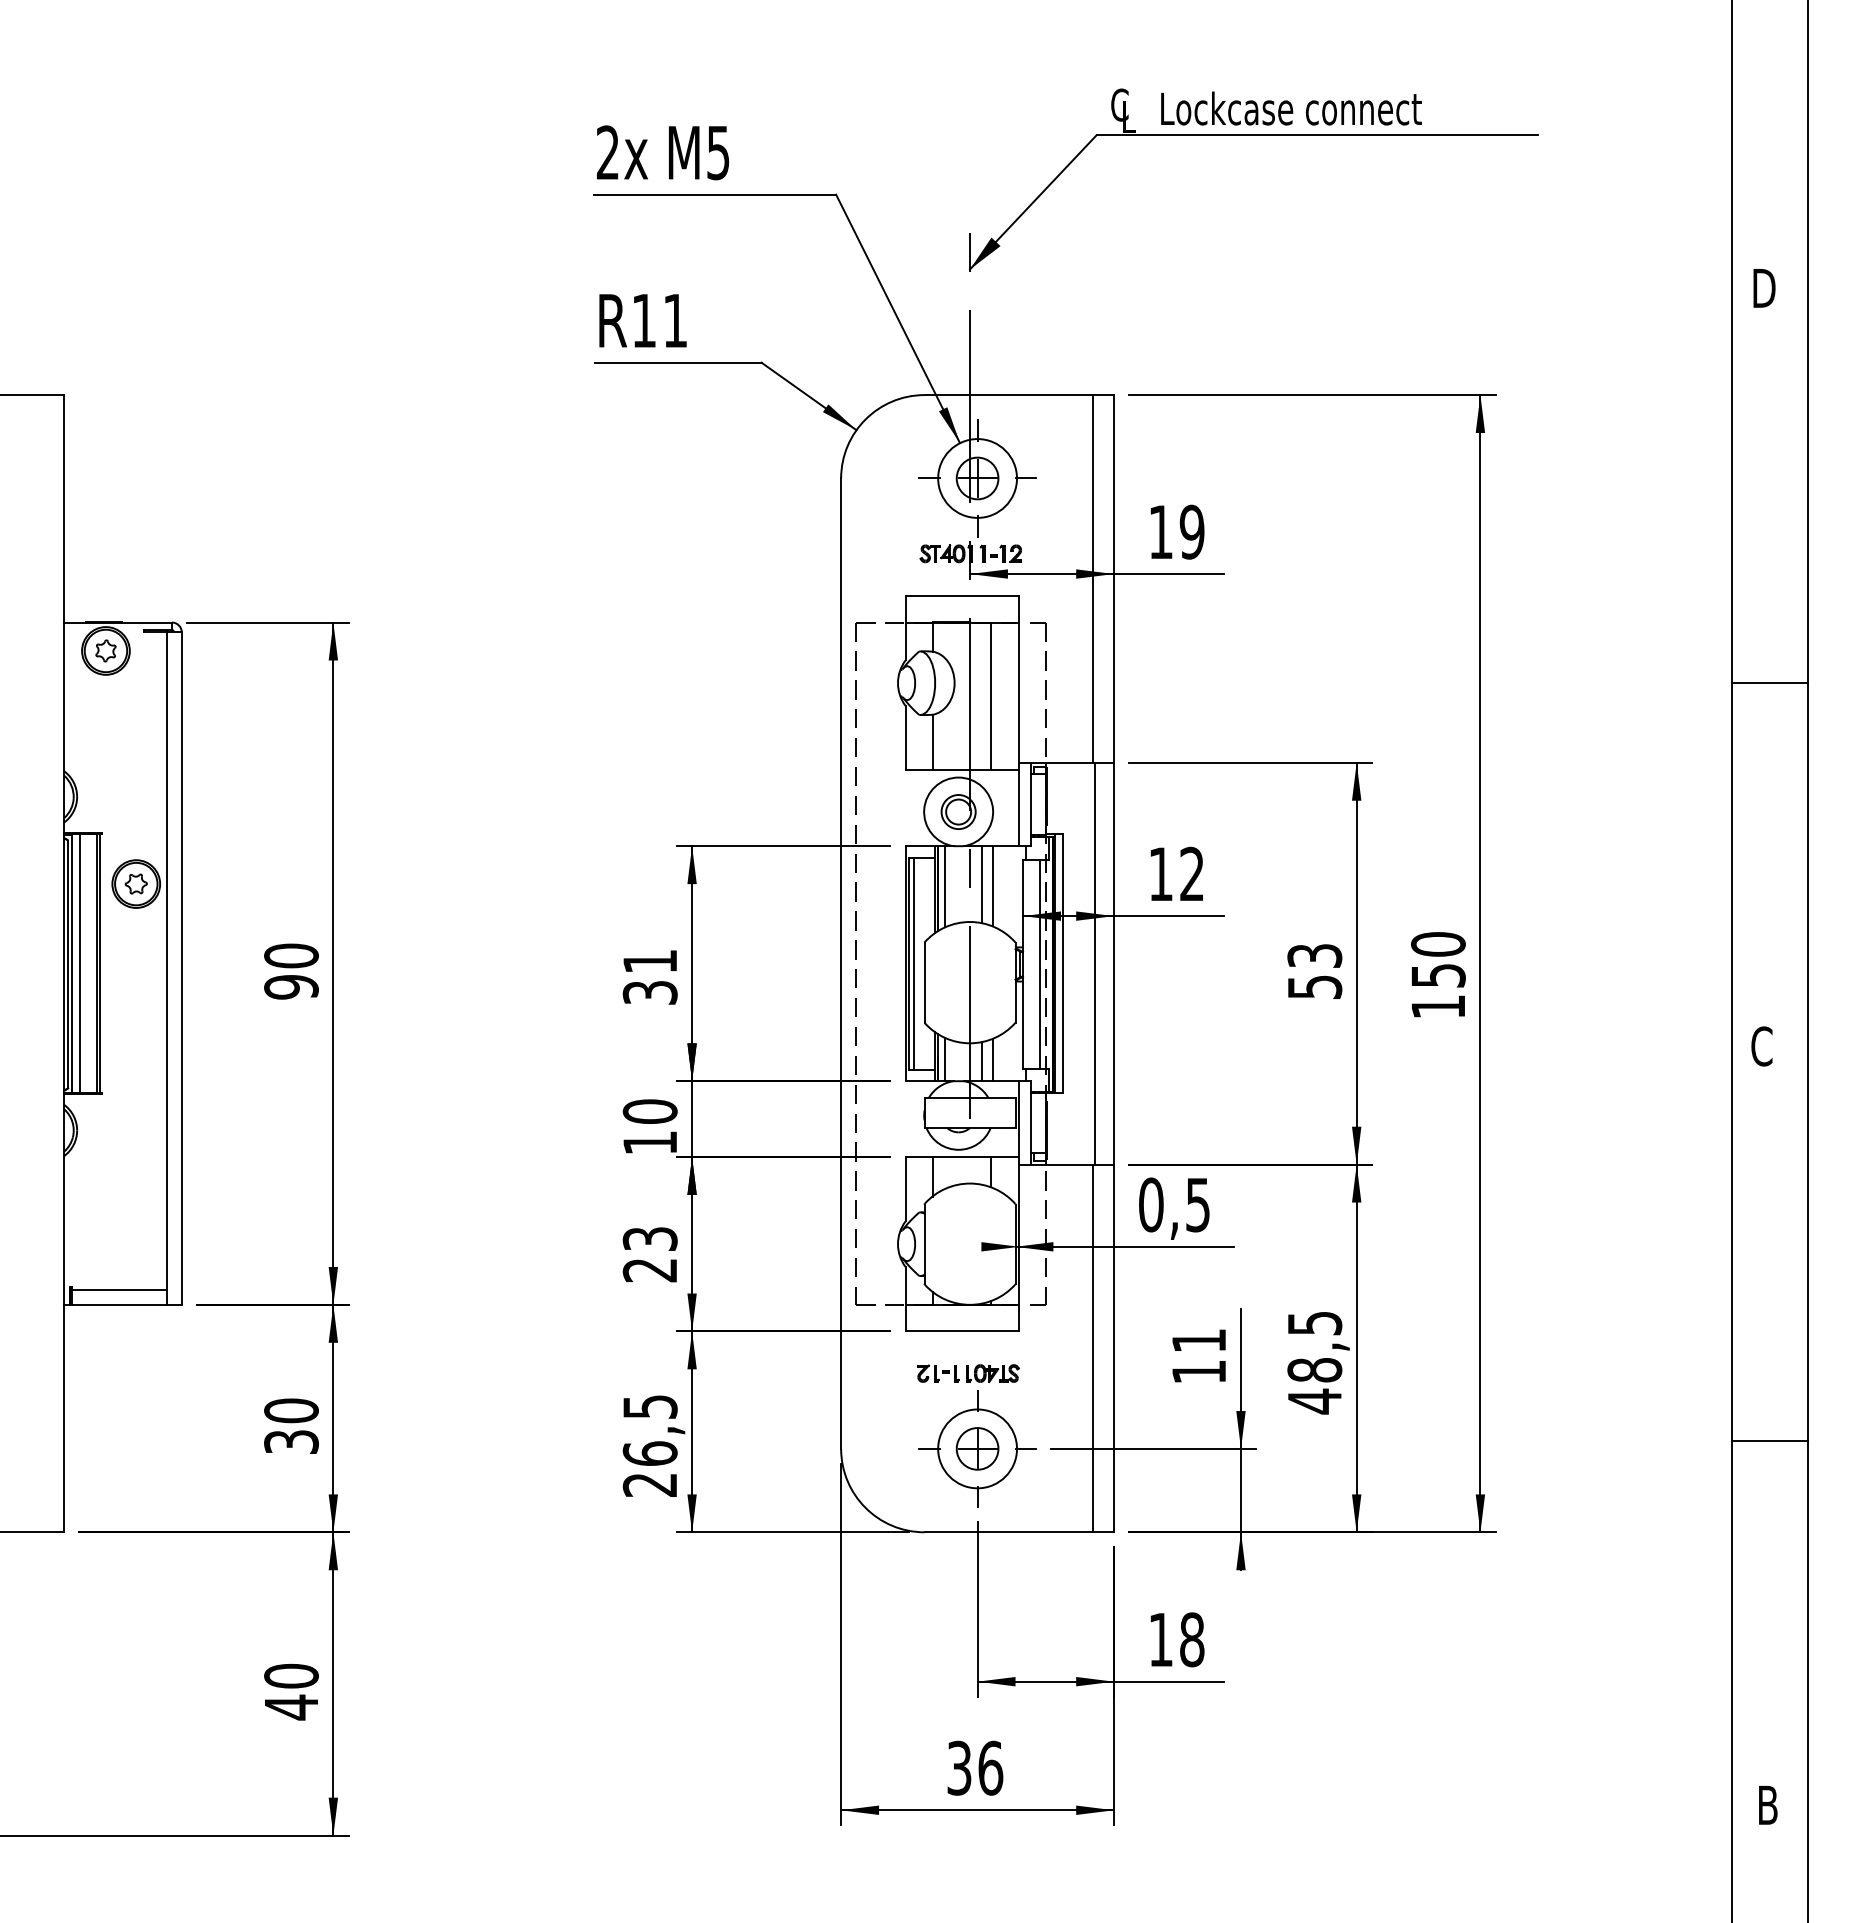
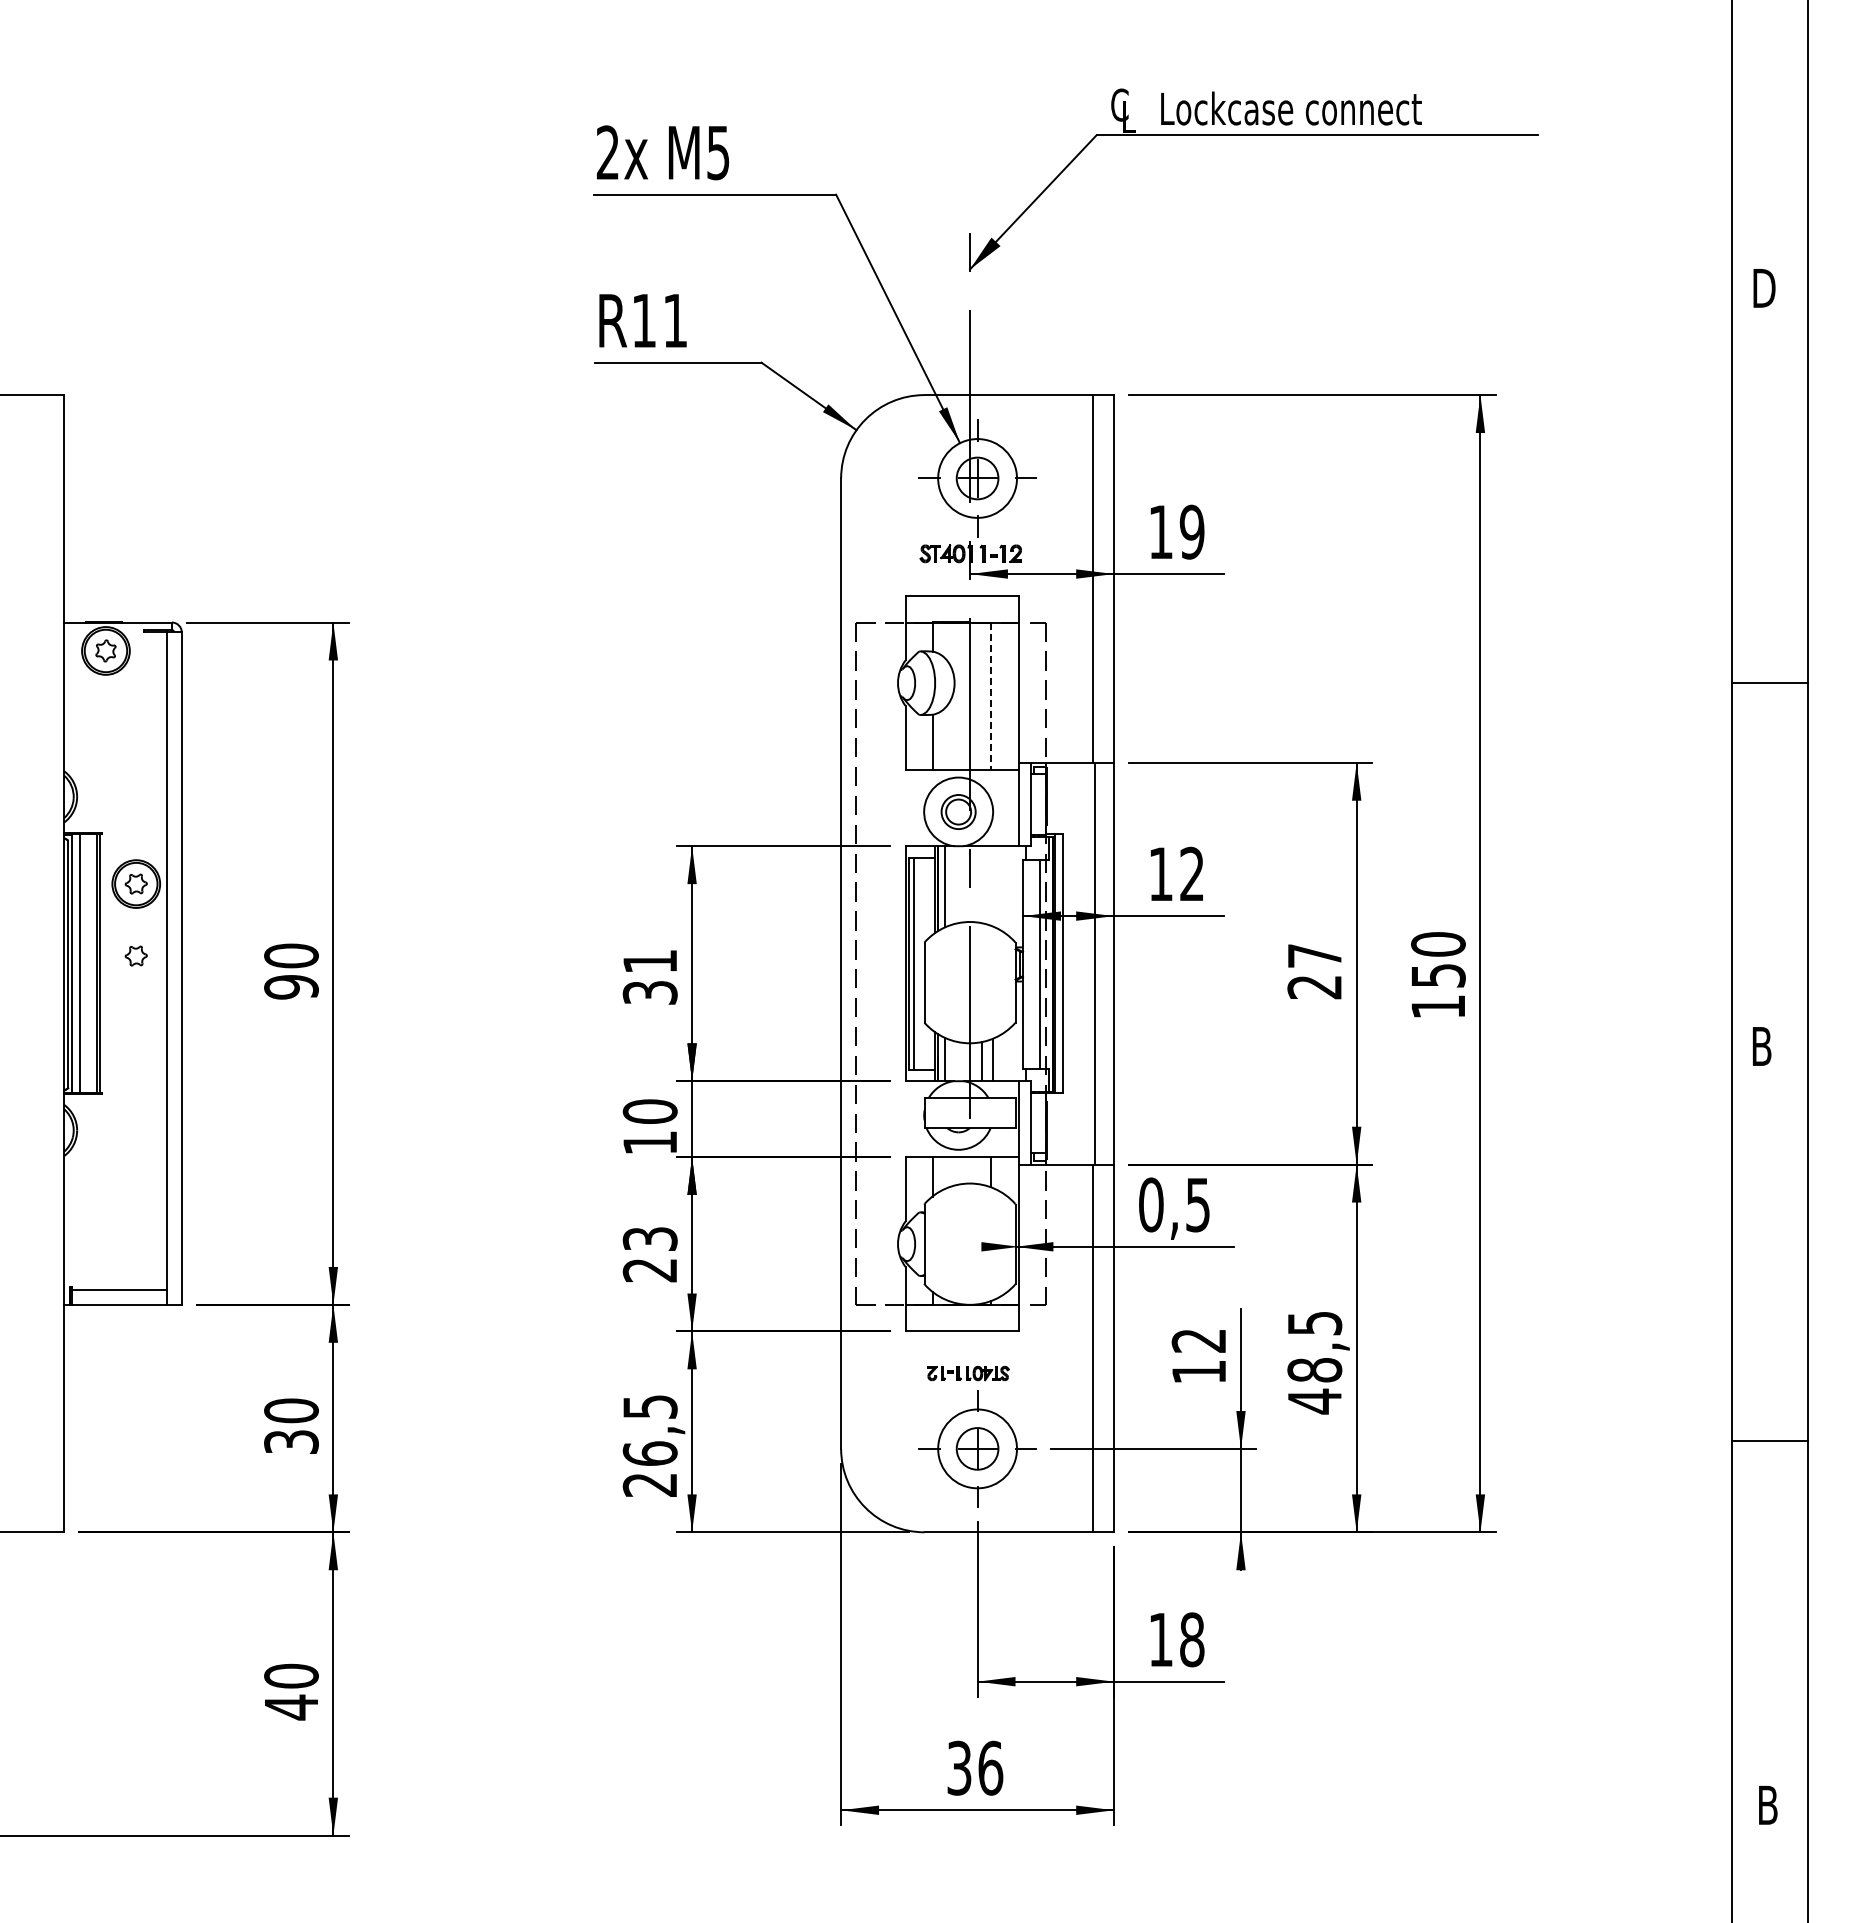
line: solid -> dashed (991, 696)
line: present -> none (981, 884)
line: present -> none (992, 886)
part: none -> present (135, 955)
text: 53 -> 27 (1314, 971)
text: C -> B (1761, 1046)
text: 11 -> 12 (1198, 1340)
part size: 103x19 px -> 83x17 px (968, 1373)
